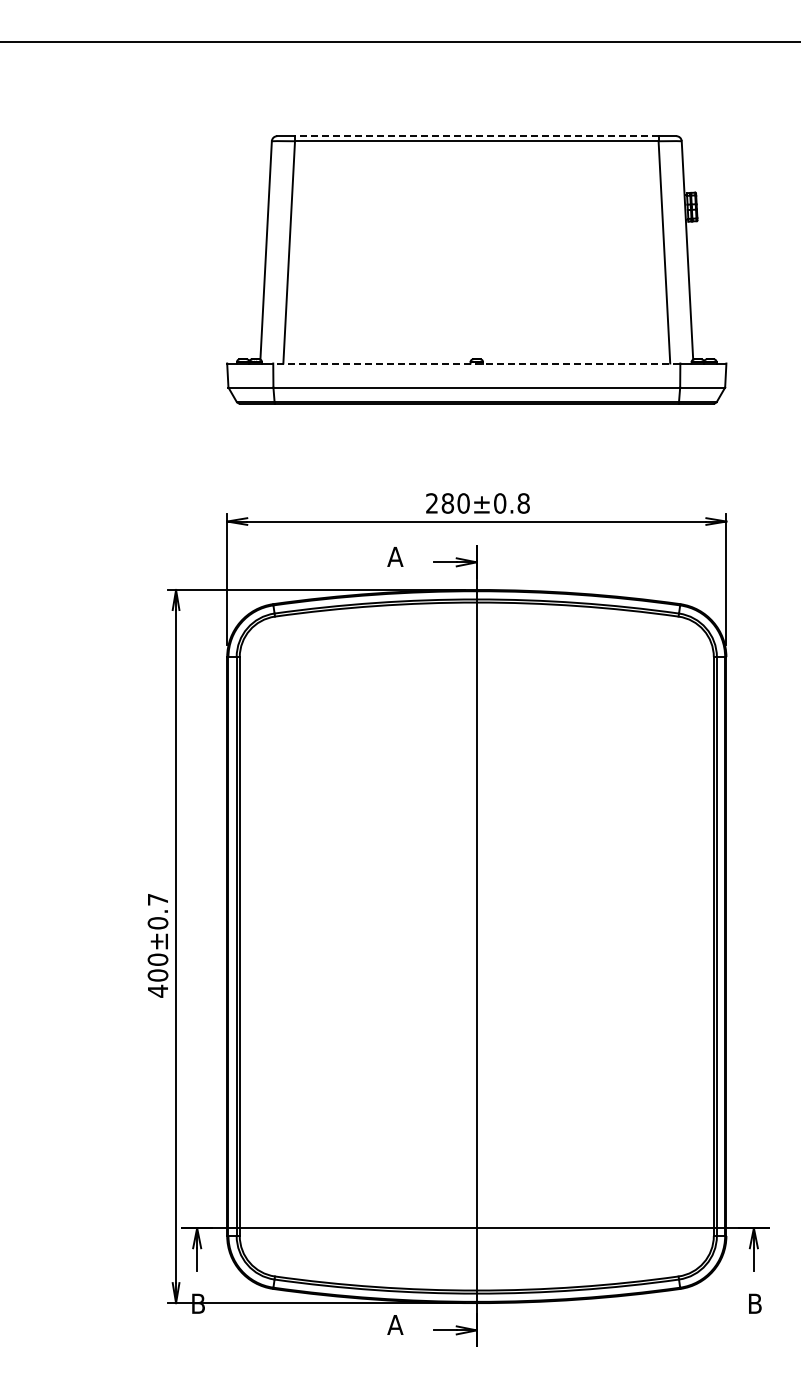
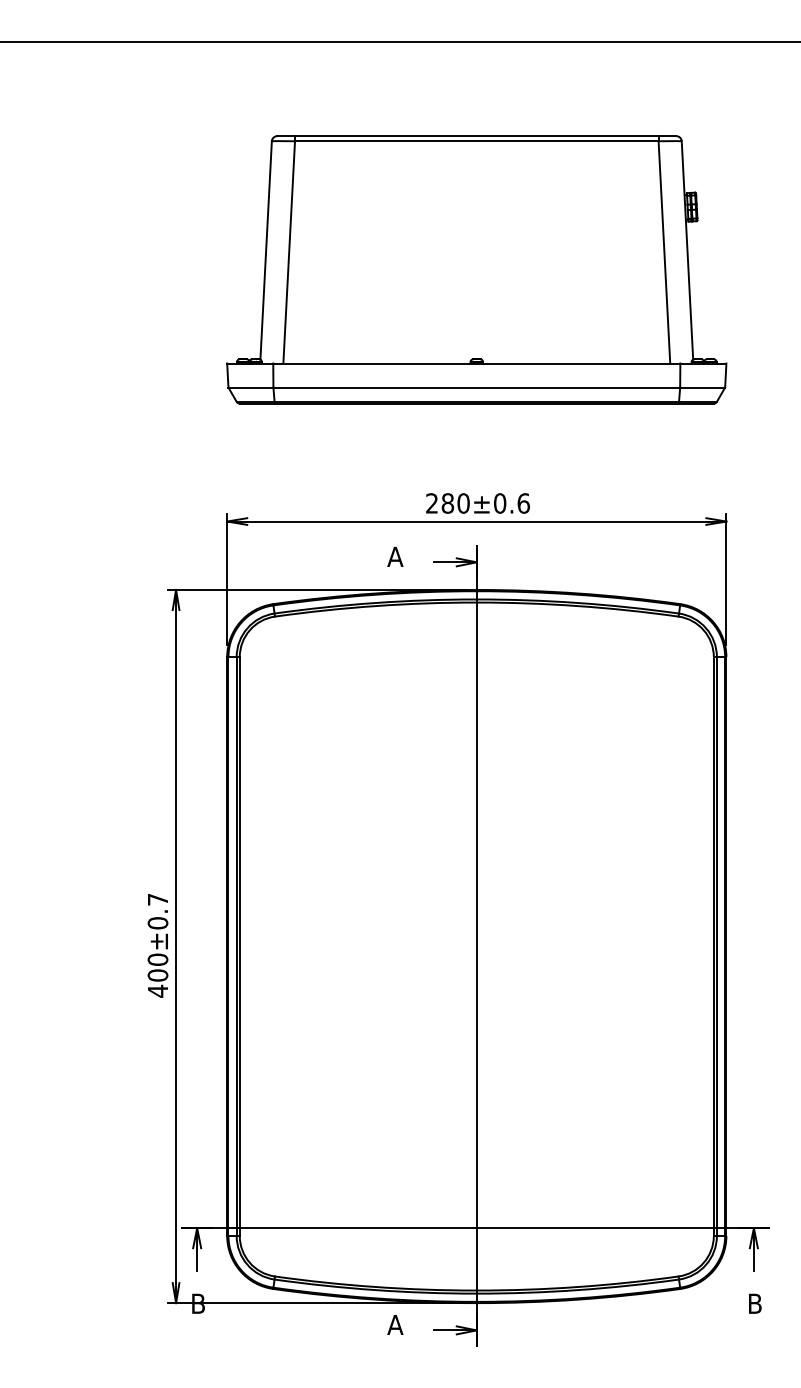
line: dashed -> solid (476, 136)
line: dashed -> solid (476, 363)
text: 280±0.8 -> 280±0.6 (523, 503)
